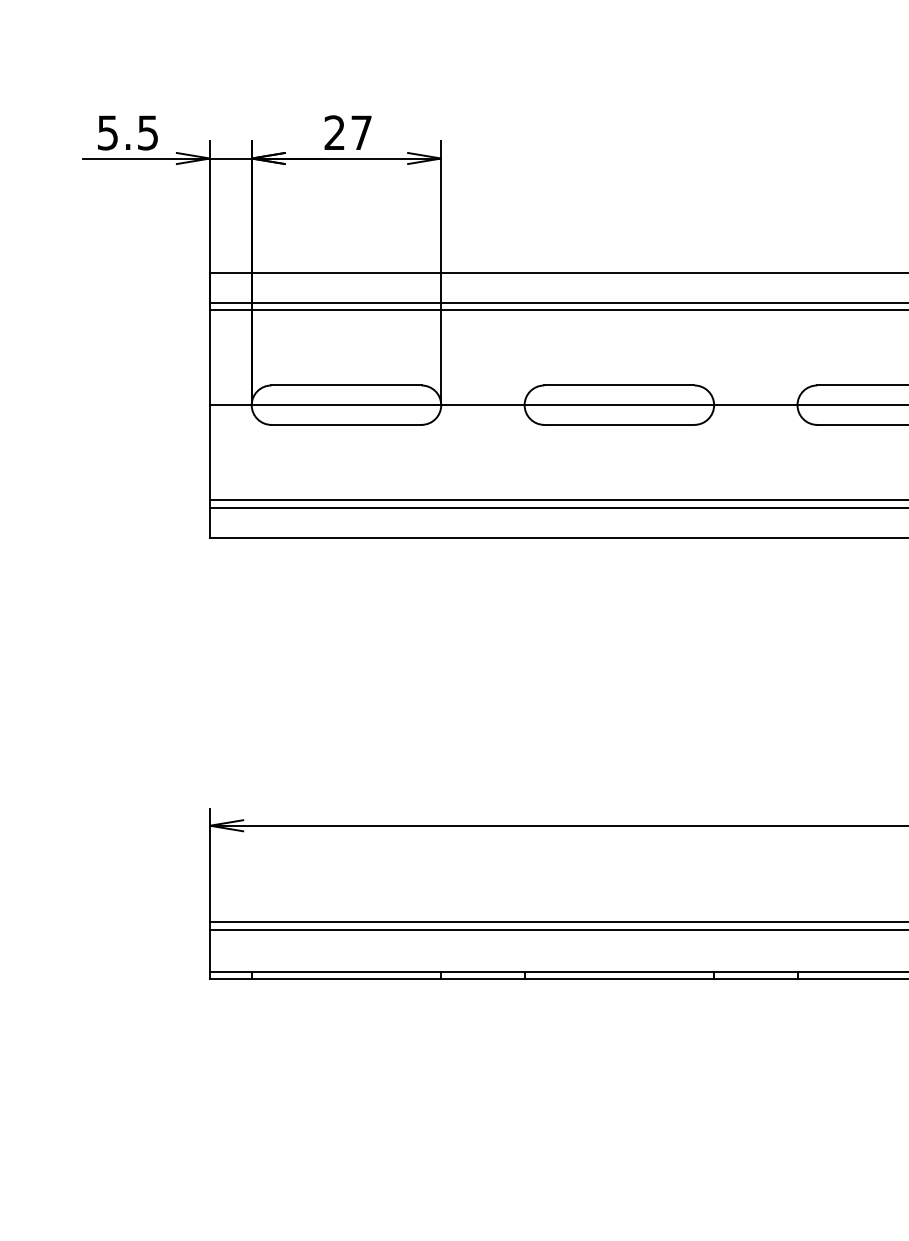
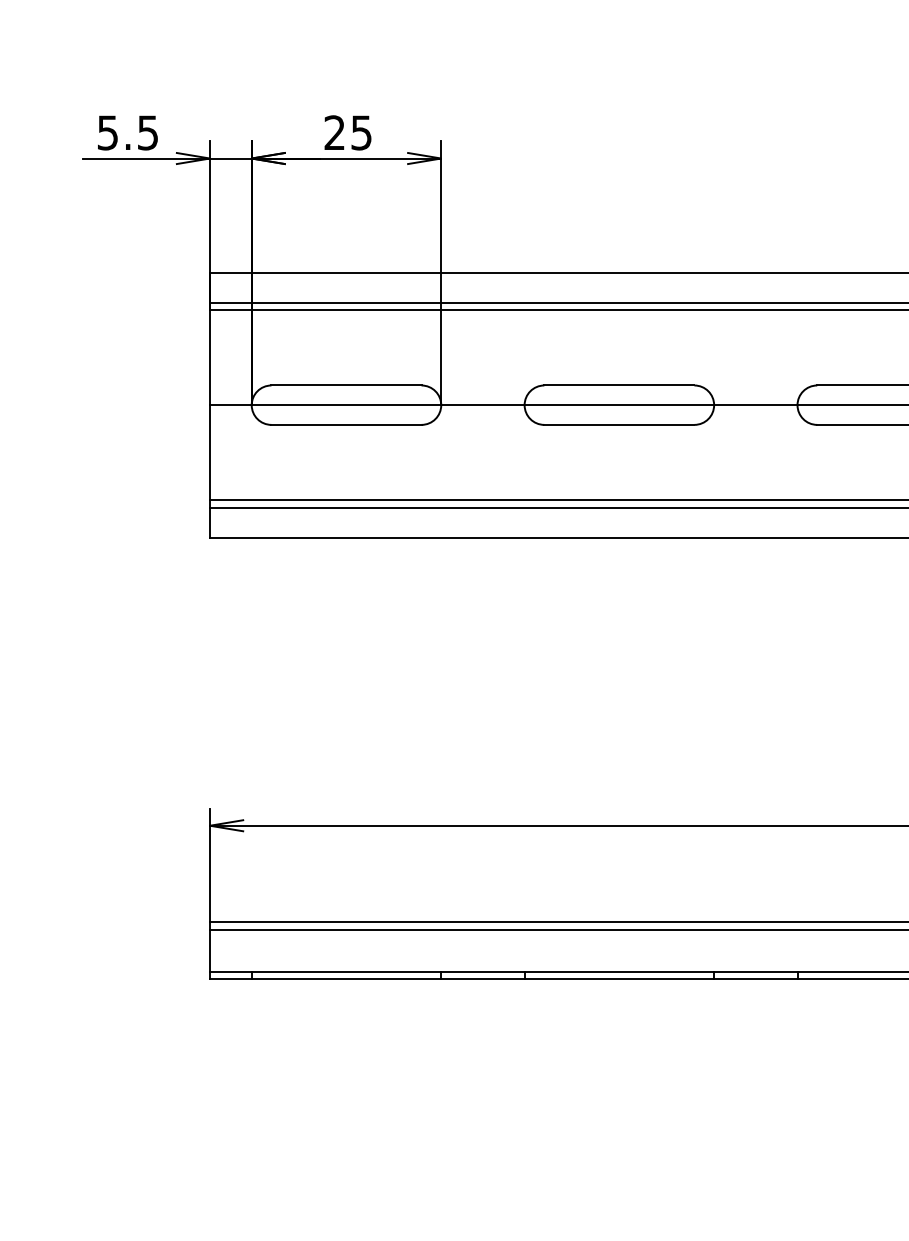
text: 27 -> 25 (361, 132)
